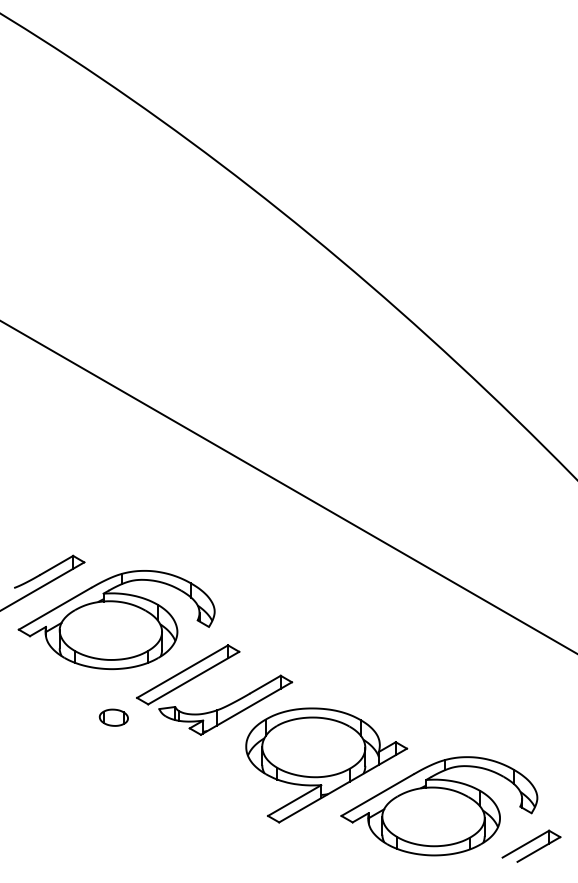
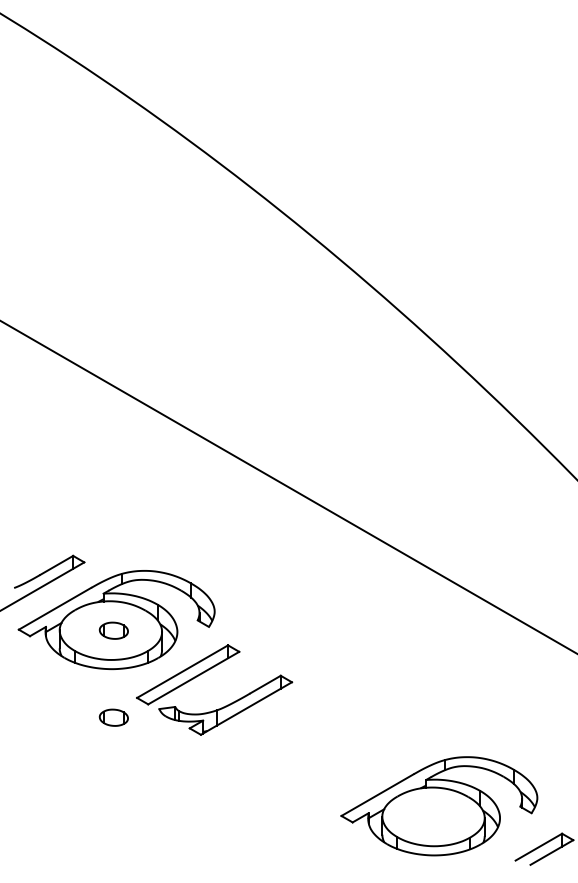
part: none -> present (113, 630)
part: present -> none (326, 765)
part position: (531, 845) -> (544, 848) (544, 848)
